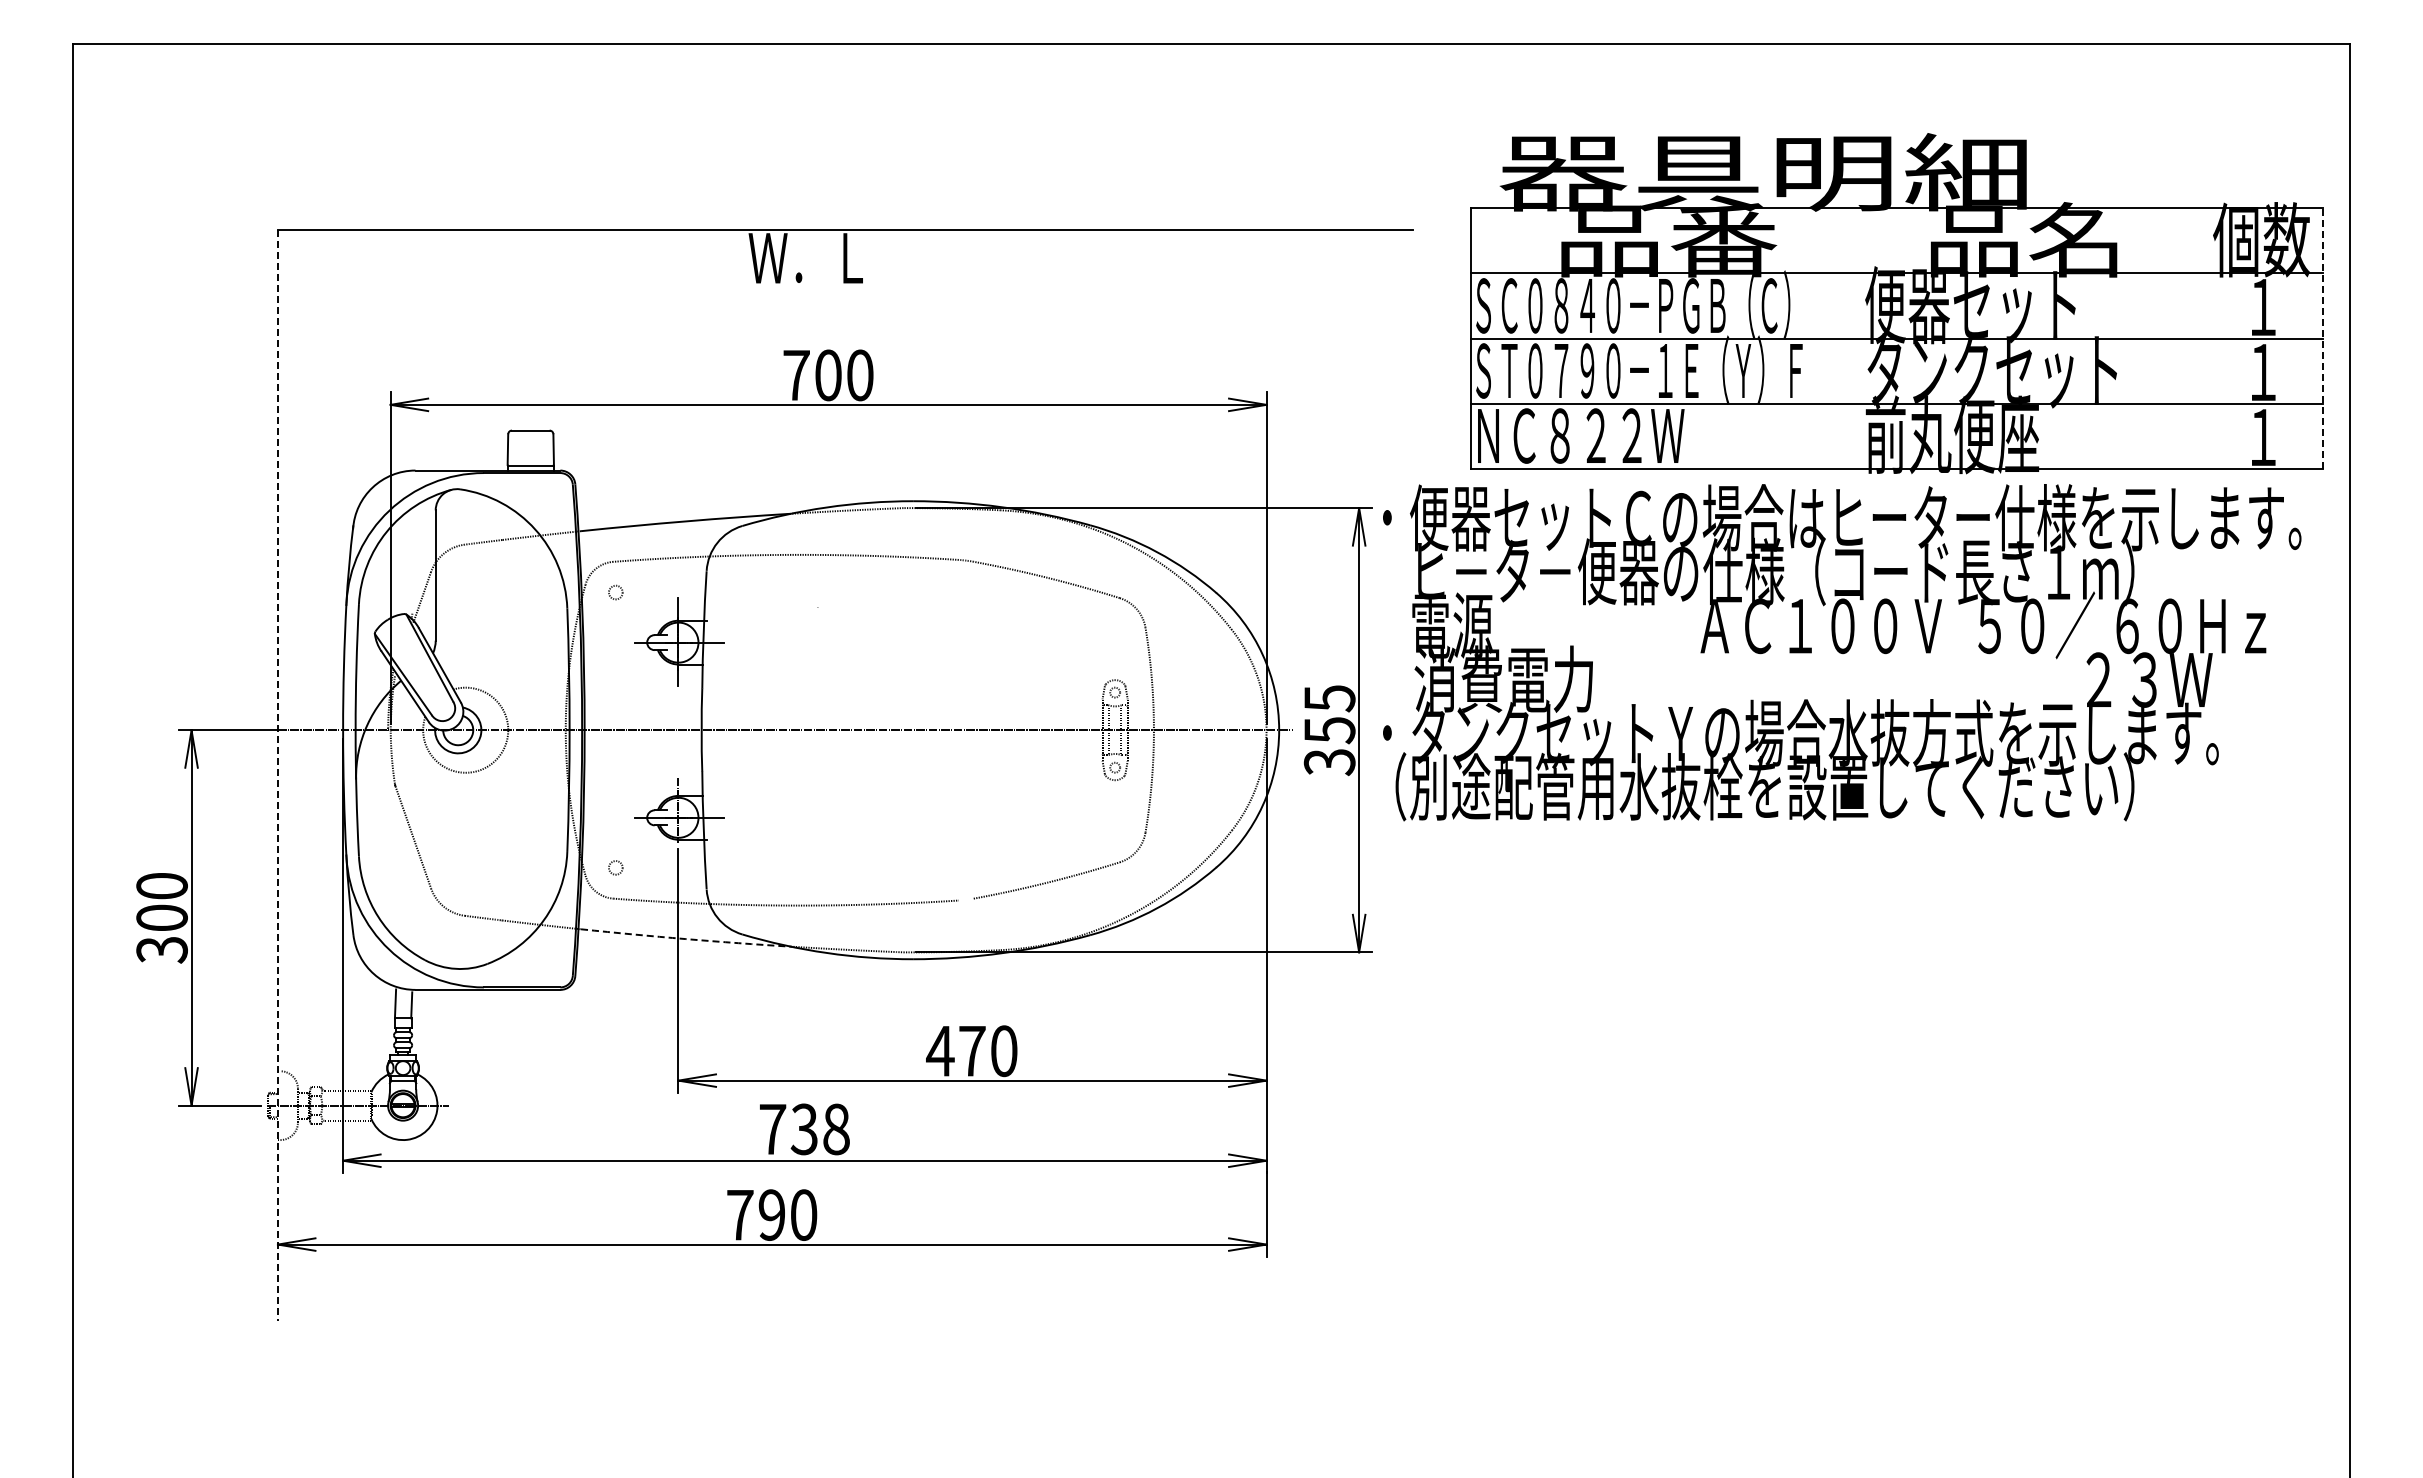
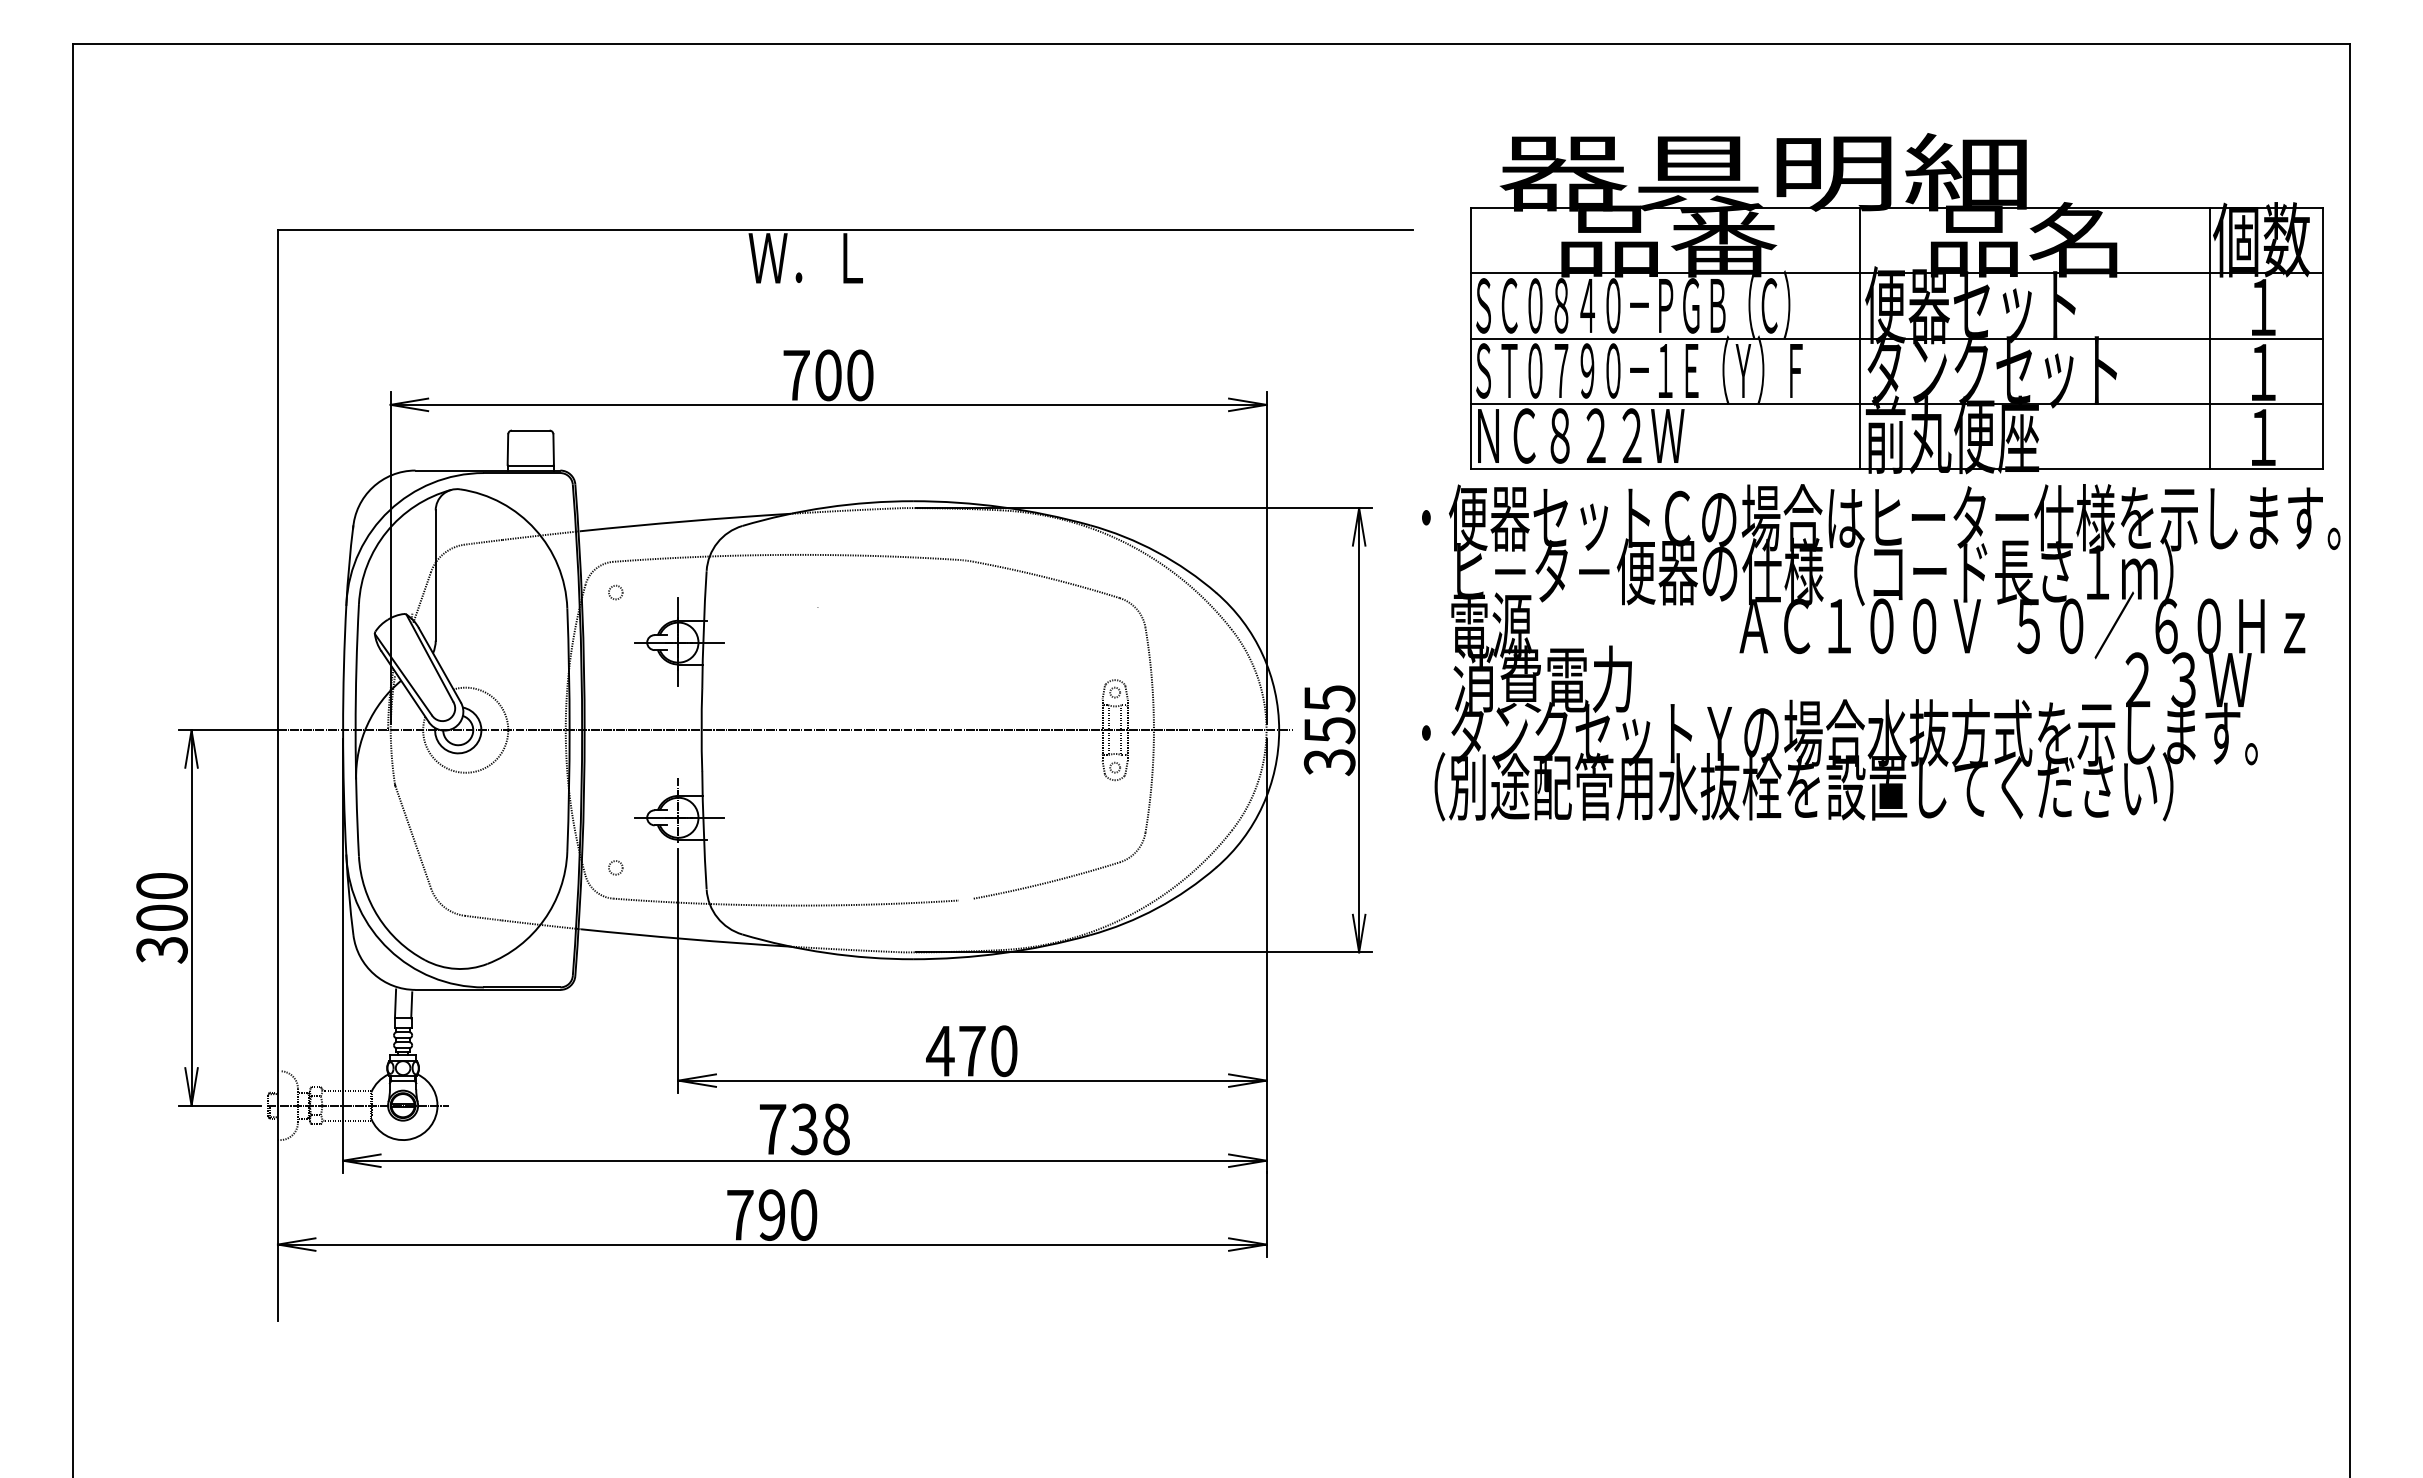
line: none -> present (1859, 338)
line: none -> present (2210, 338)
line: dashed -> solid (2322, 338)
text position: (1842, 652) -> (1881, 652) (1881, 652)
line: dashed -> solid (277, 775)
arc: dashed -> solid (685, 939)
